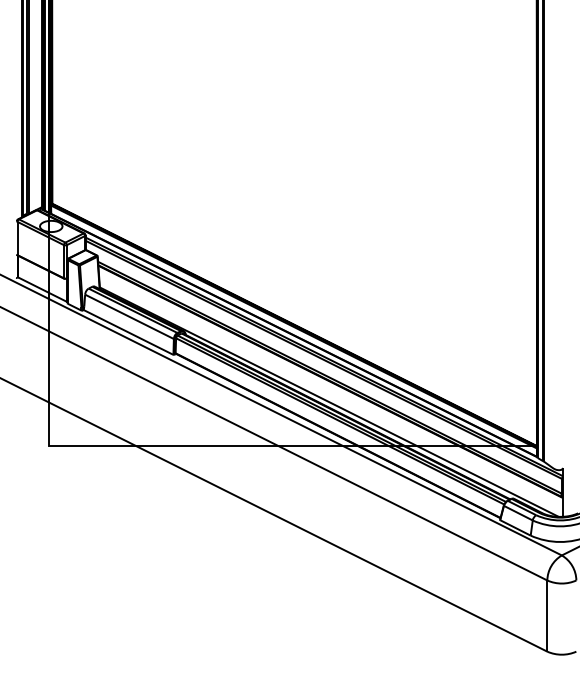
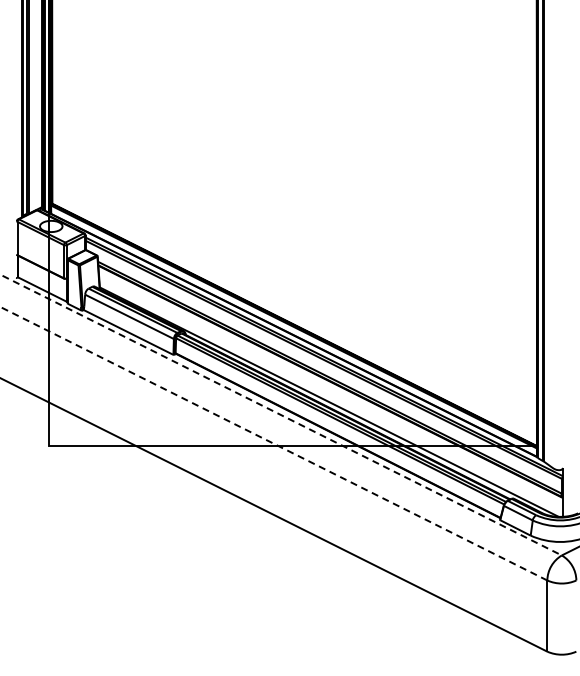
line: solid -> dashed (281, 415)
line: solid -> dashed (273, 443)
